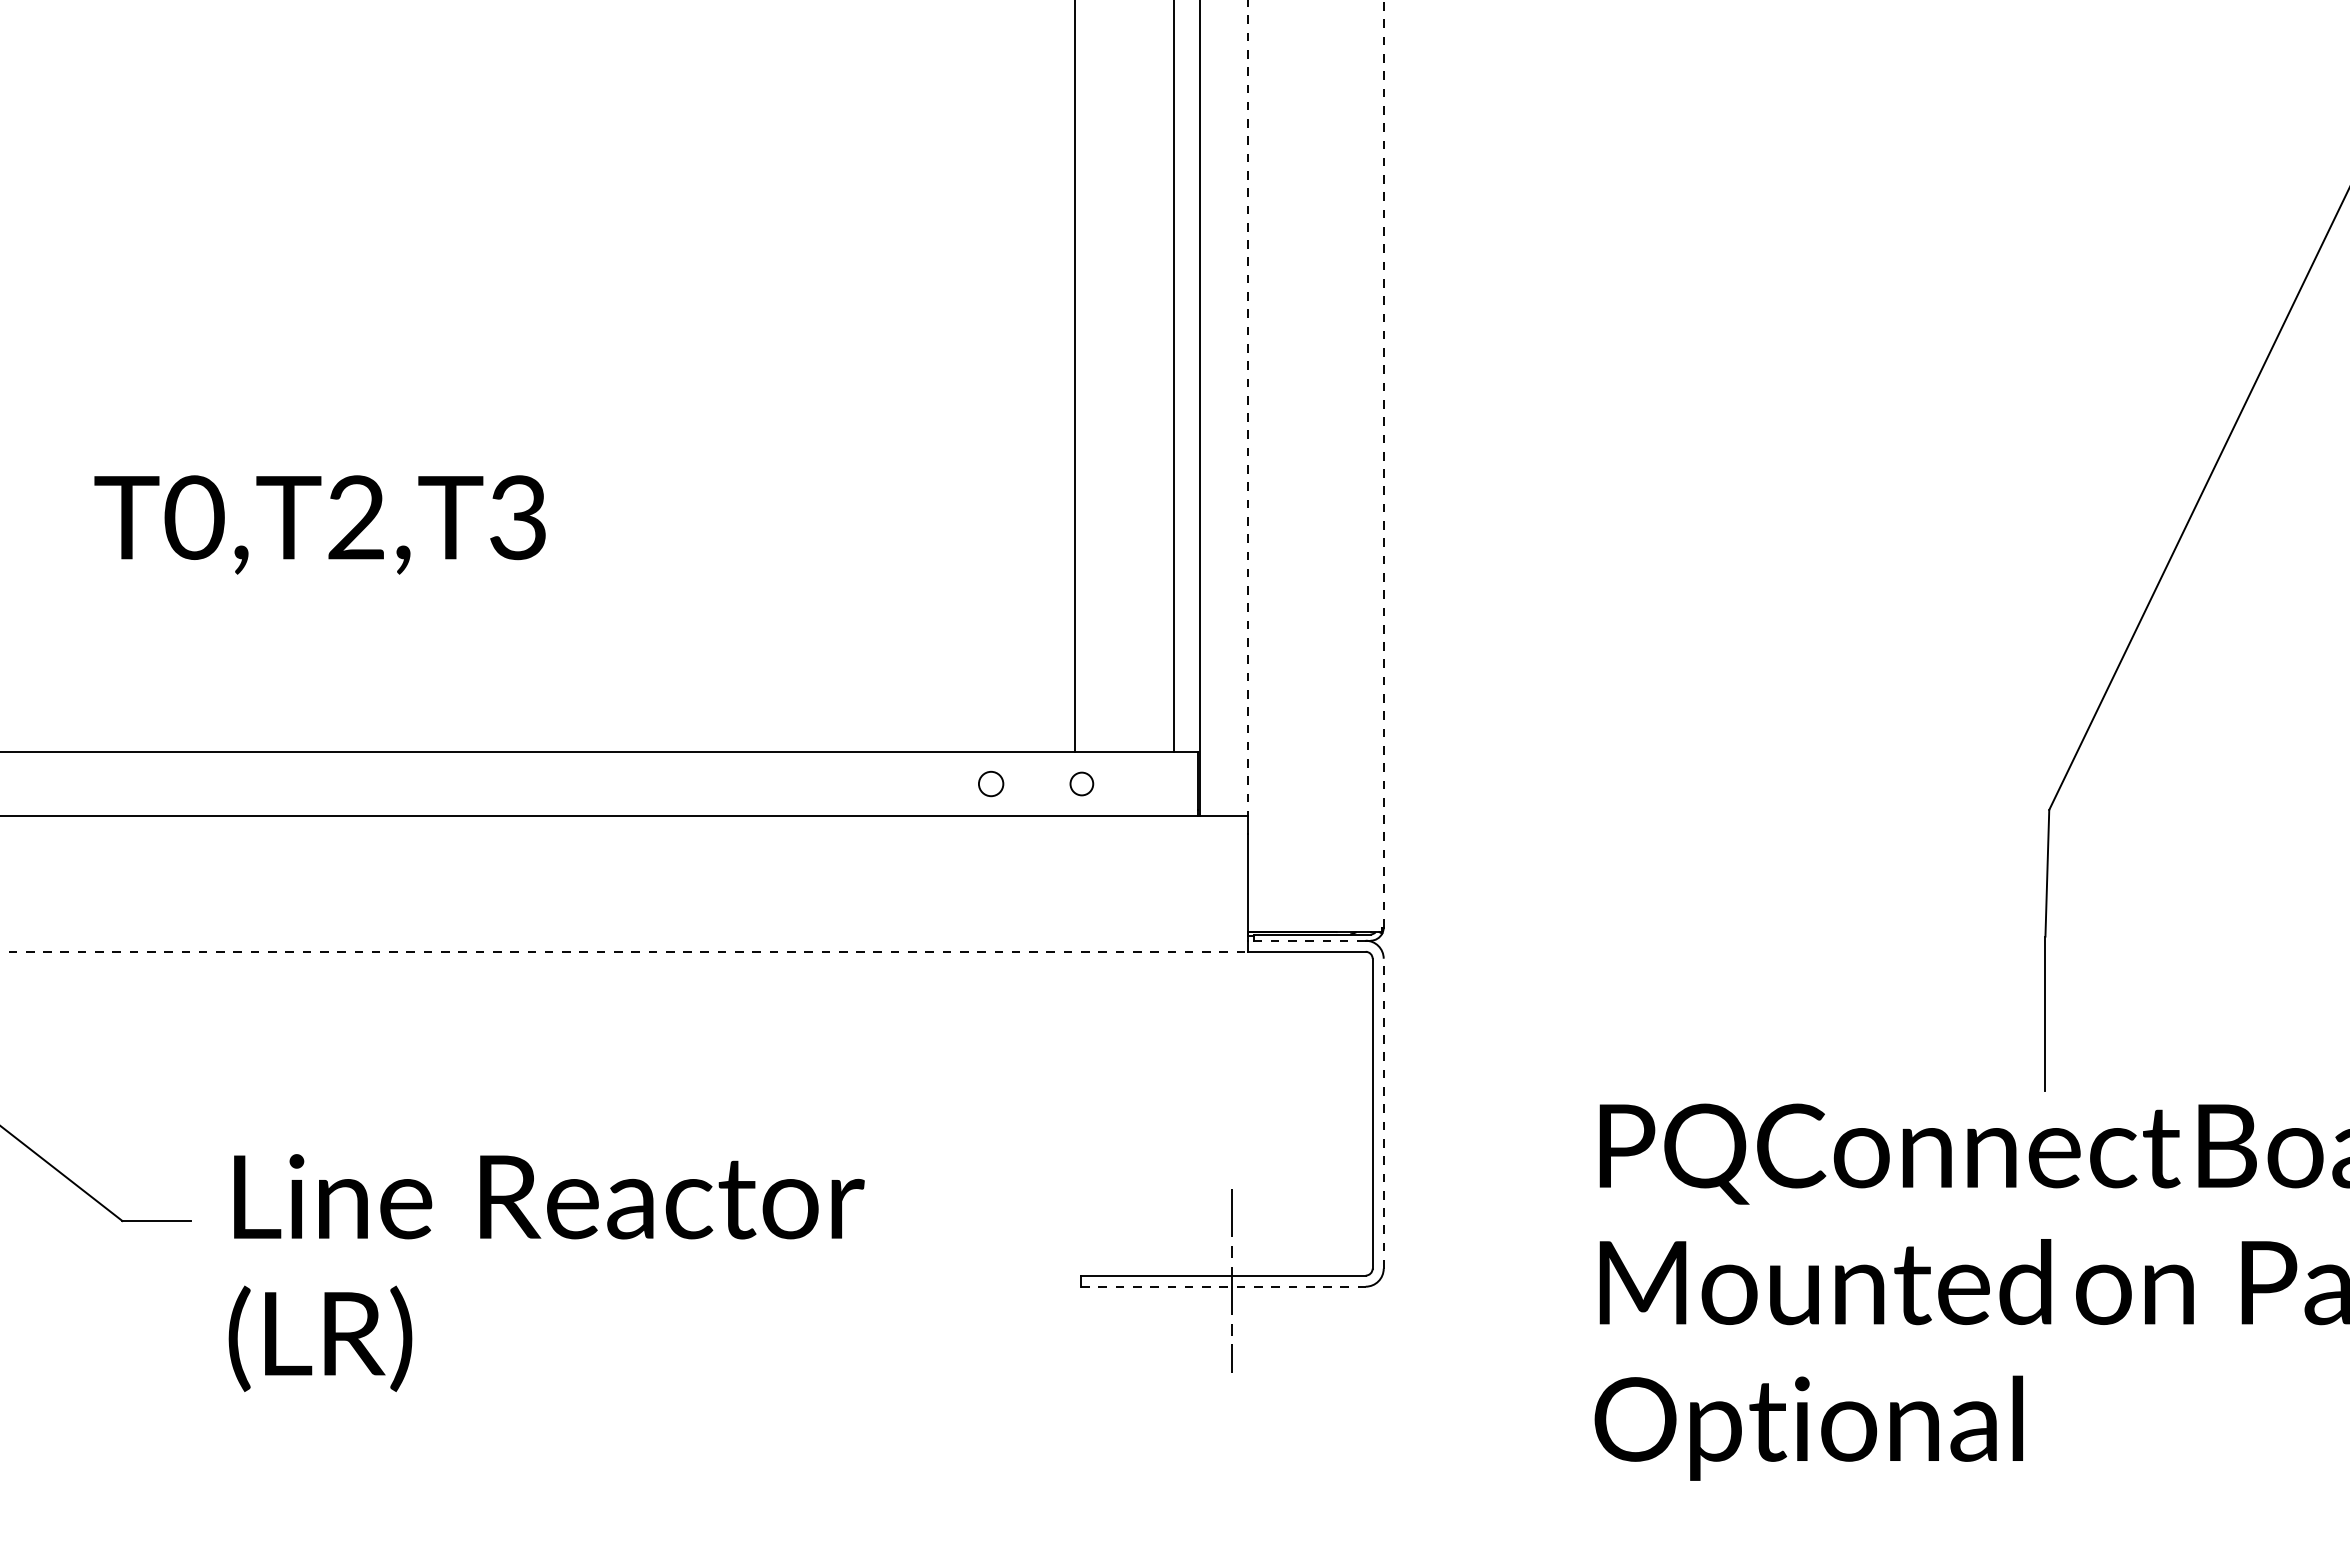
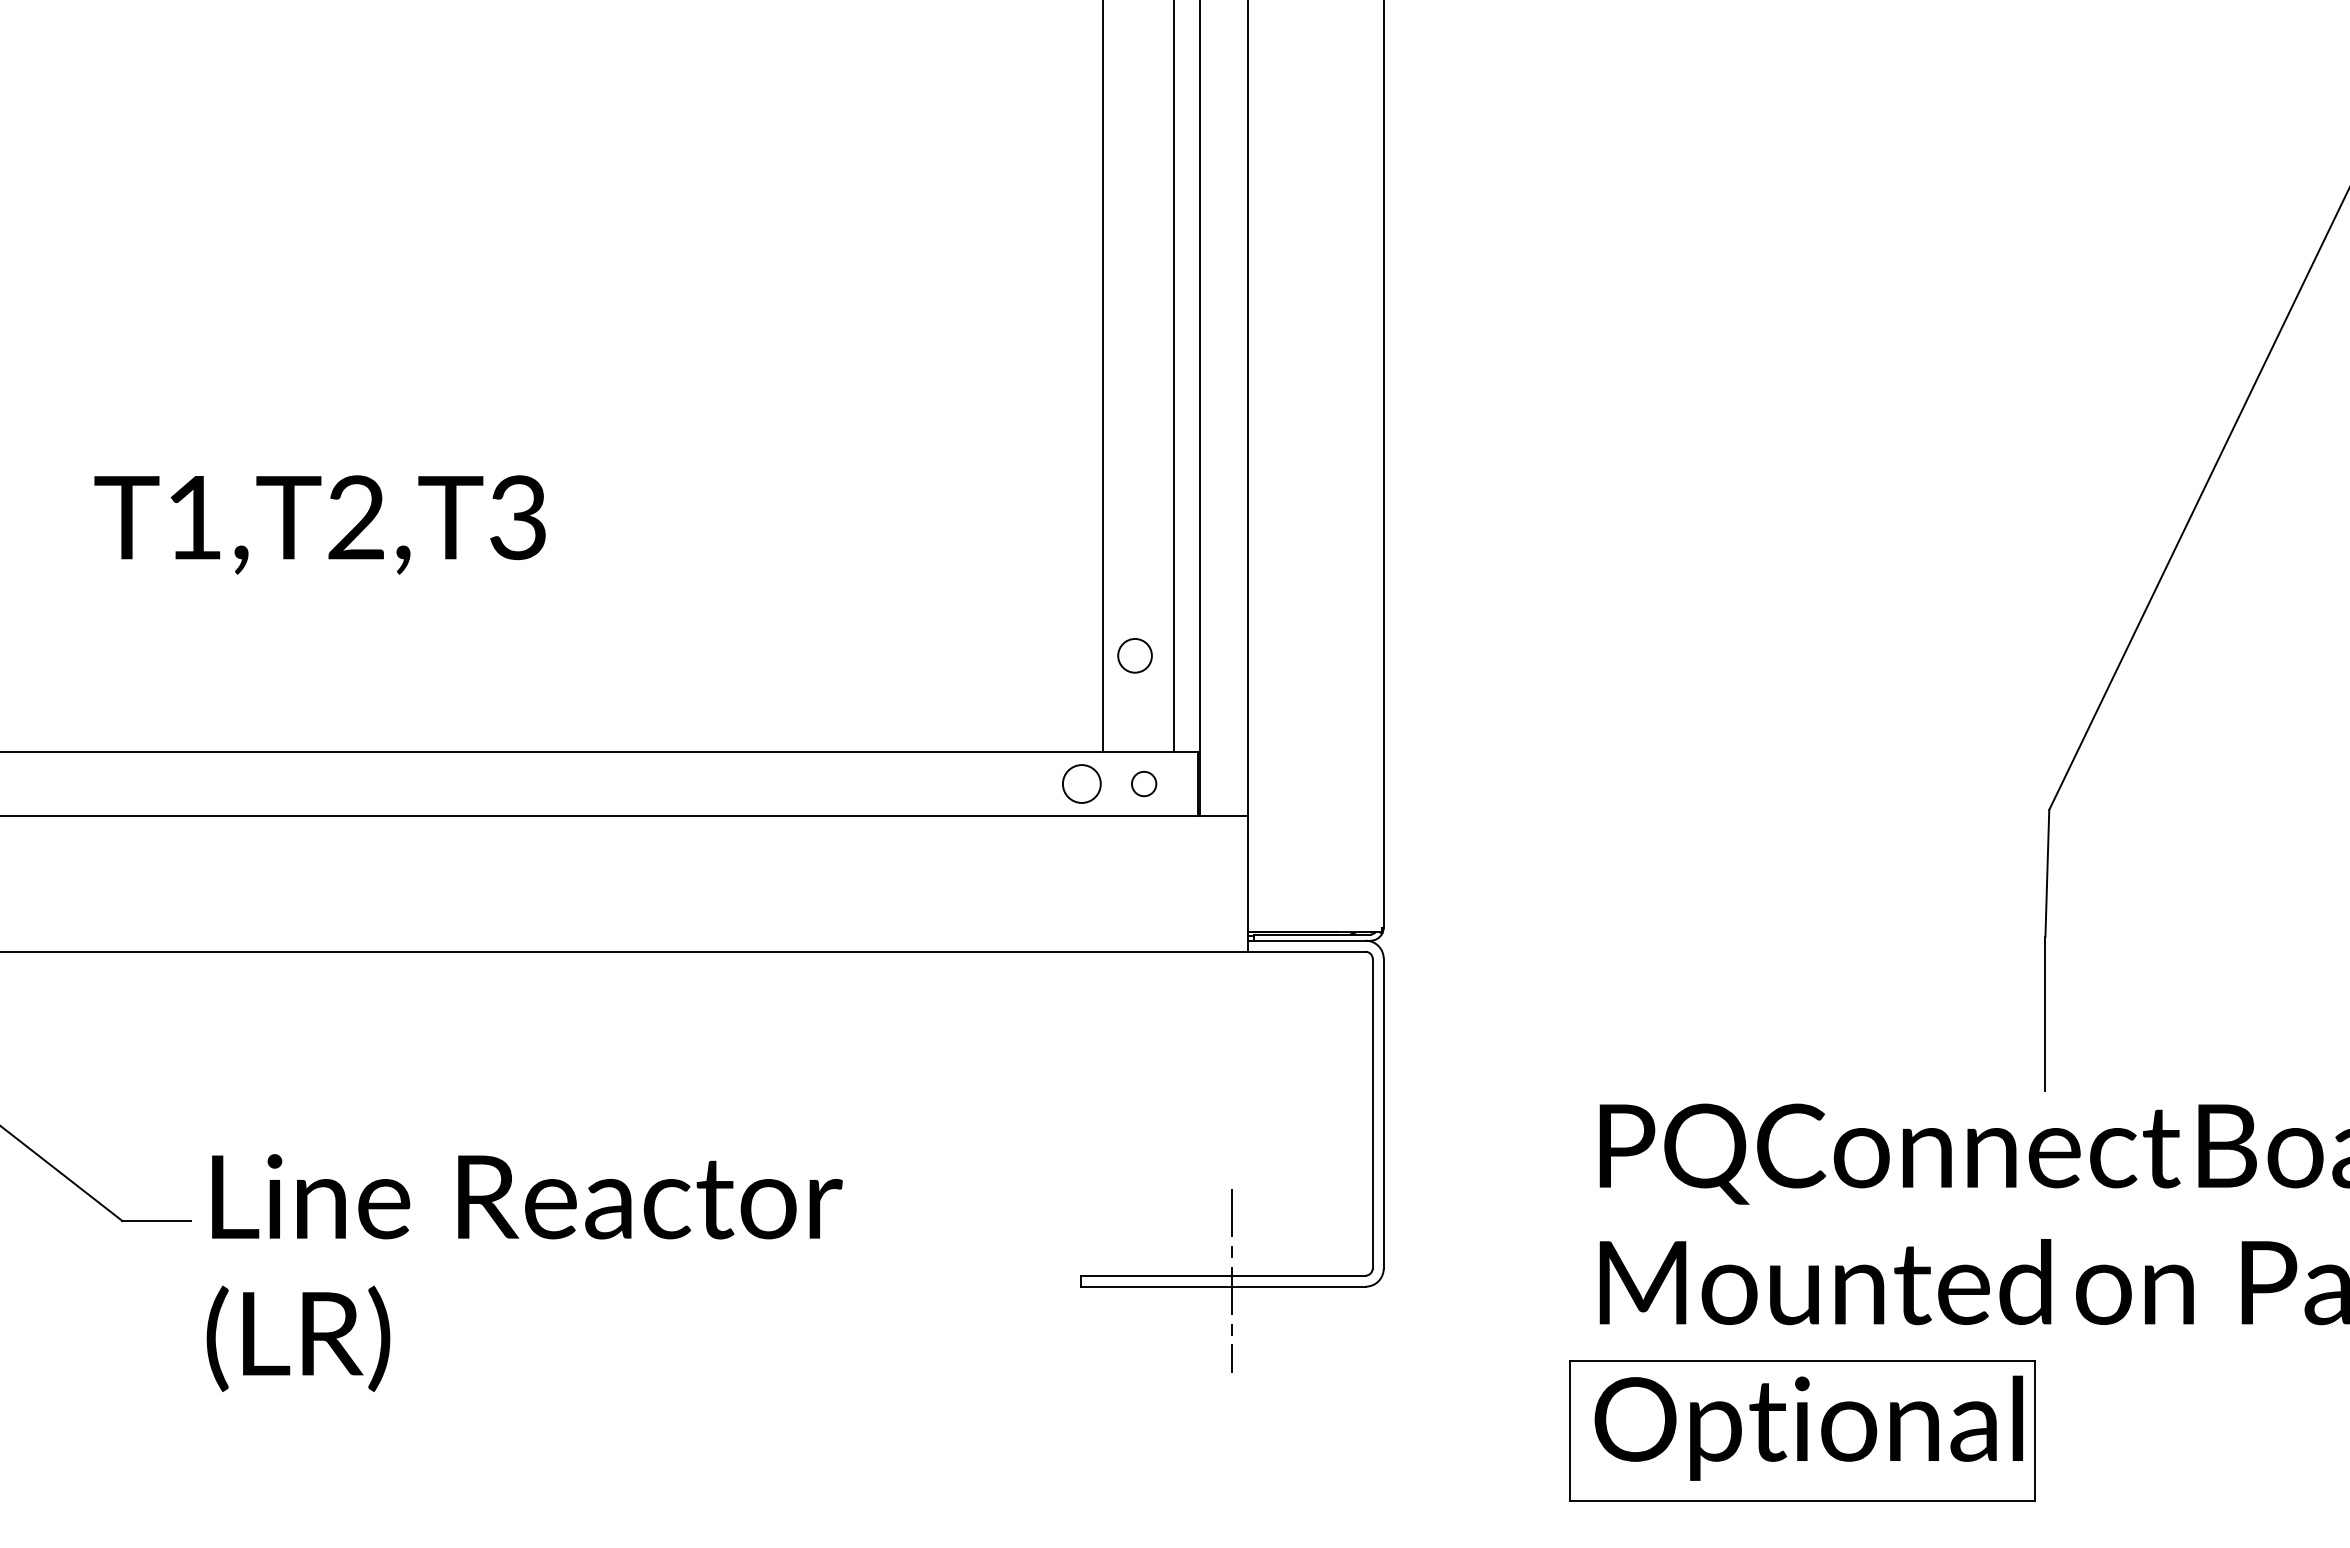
line position: (1074, 376) -> (1102, 376) (1102, 376)
line: dashed -> solid (1247, 409)
line: dashed -> solid (1383, 463)
text: T0,T2,T3 -> T1,T2,T3 (194, 517)
circle: none -> present (1134, 655)
circle position: (991, 783) -> (1144, 783) (1144, 783)
circle diameter: 23 px -> 38 px (1081, 783)
line: dashed -> solid (1306, 940)
line: dashed -> solid (624, 951)
line: dashed -> solid (1383, 1113)
text position: (546, 1272) -> (524, 1272) (524, 1272)
line: dashed -> solid (1223, 1286)
part: none -> present (1802, 1430)
